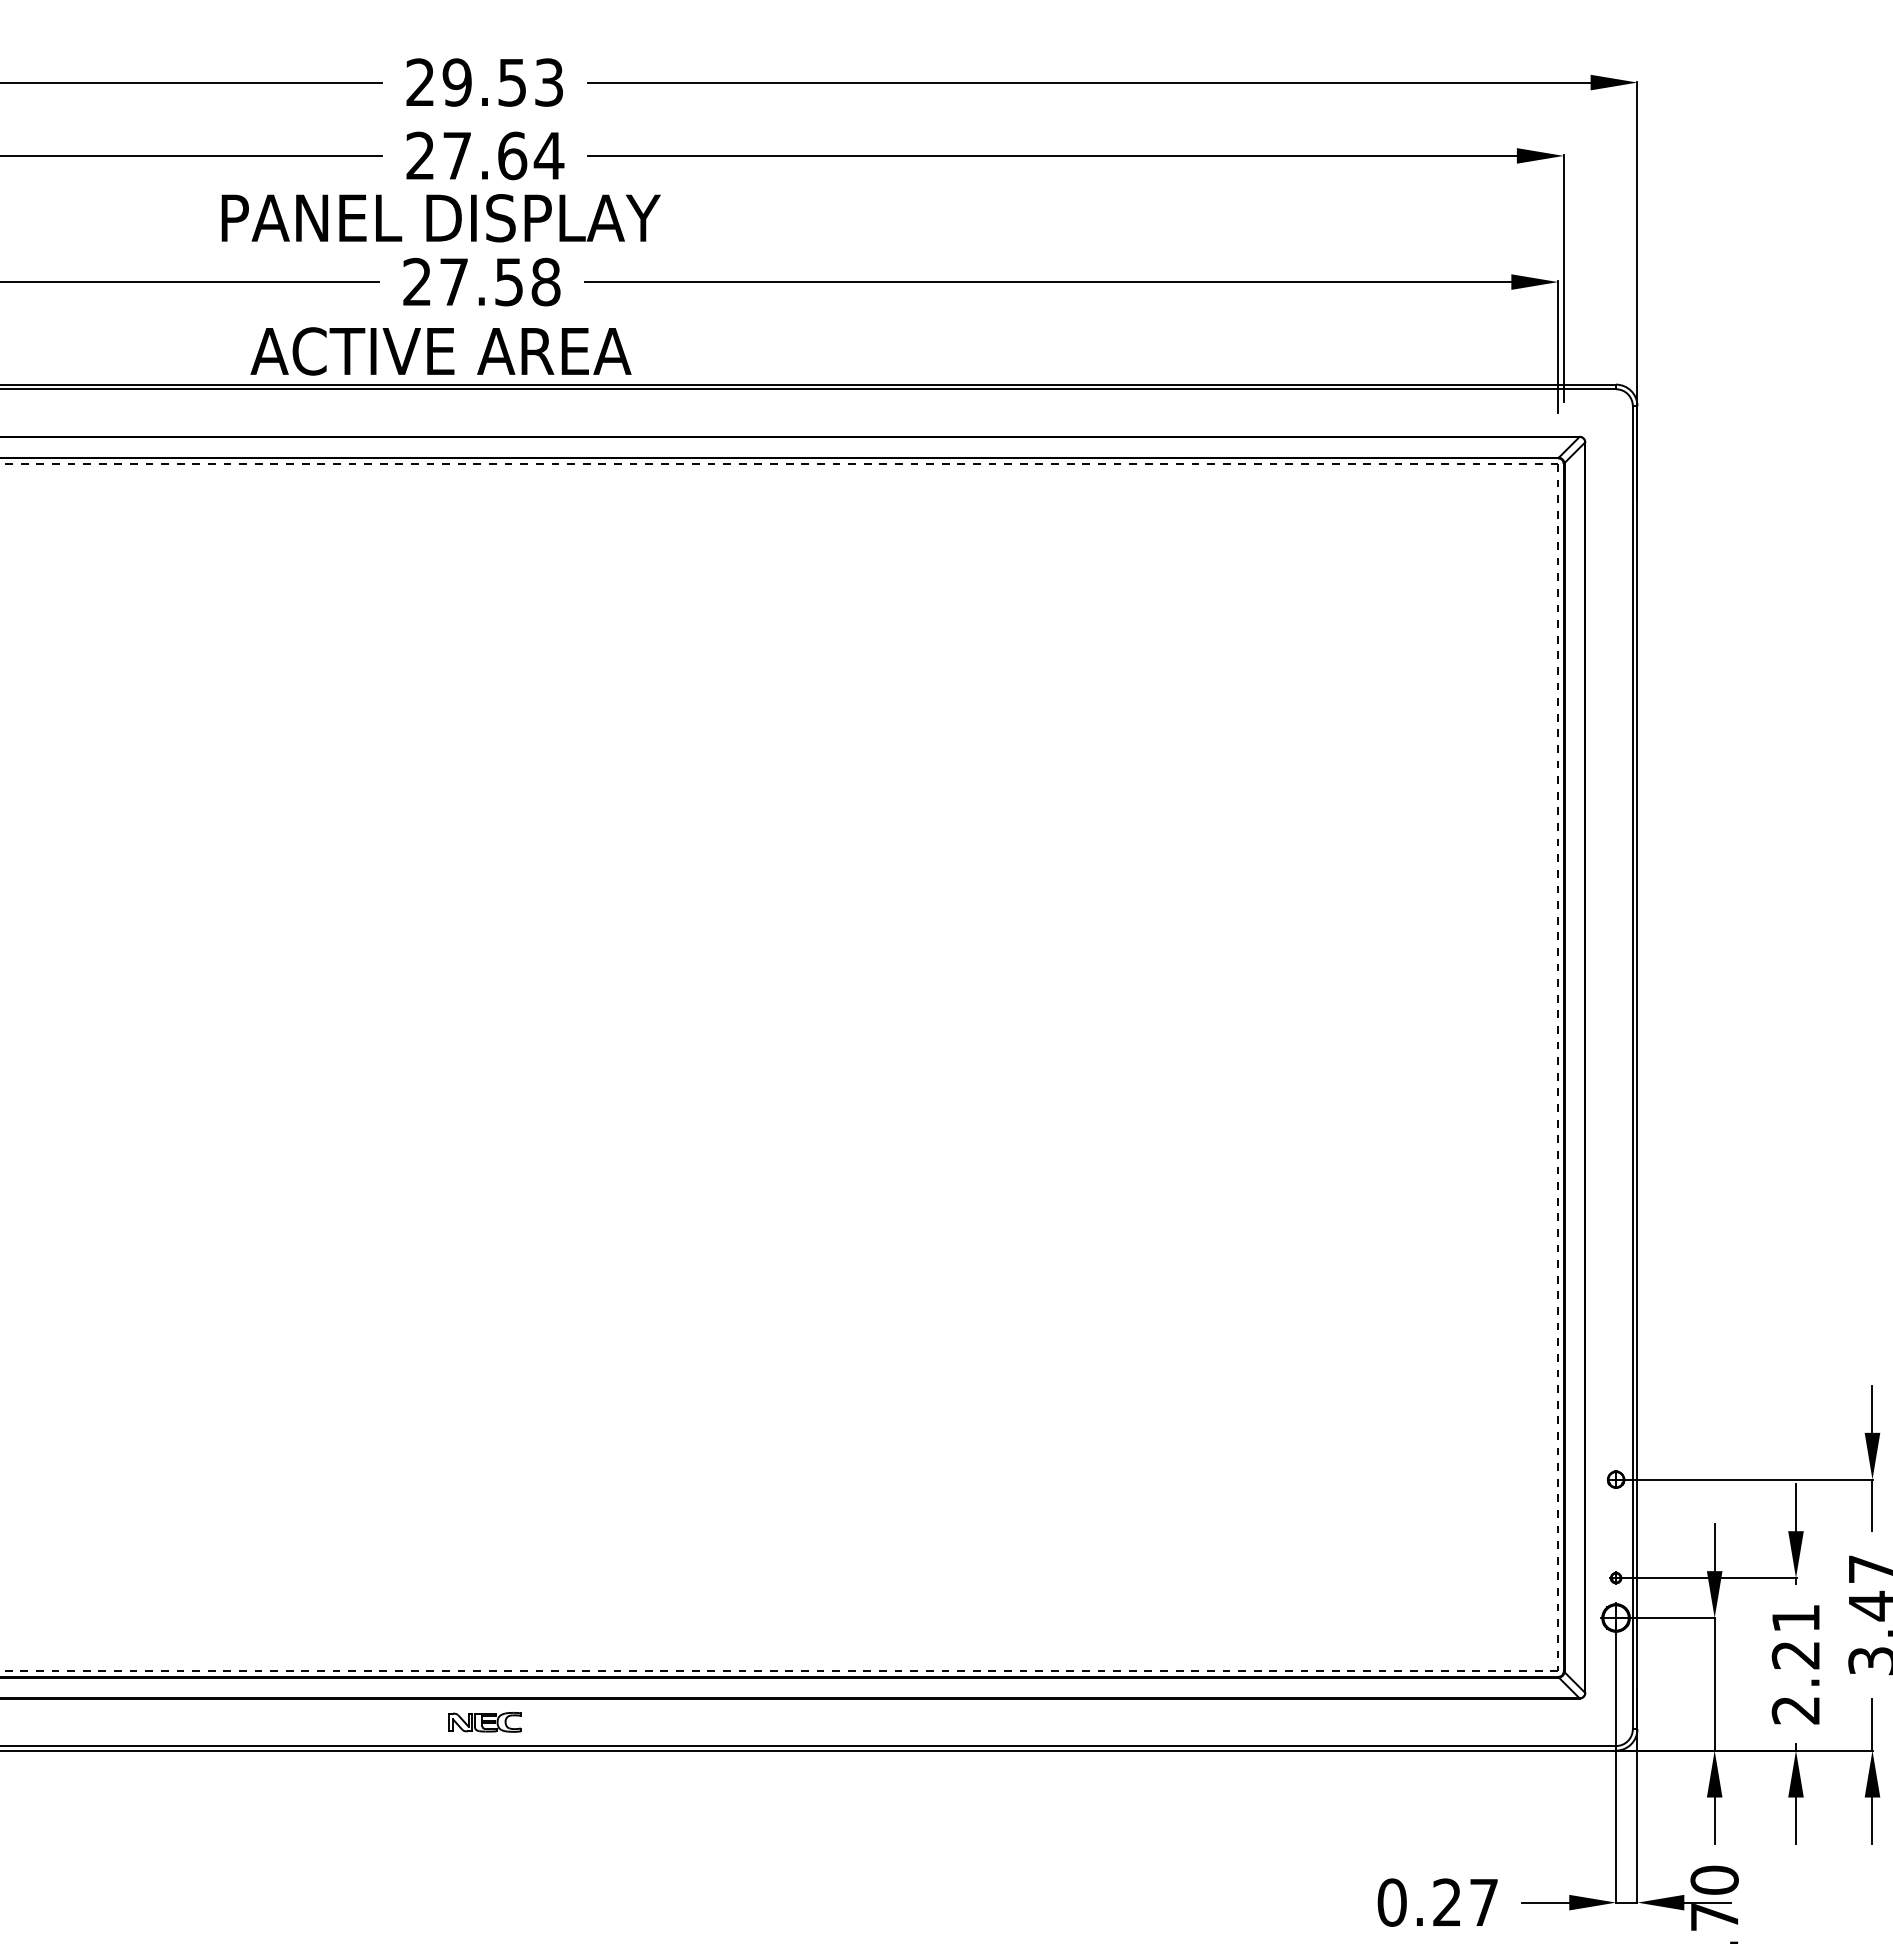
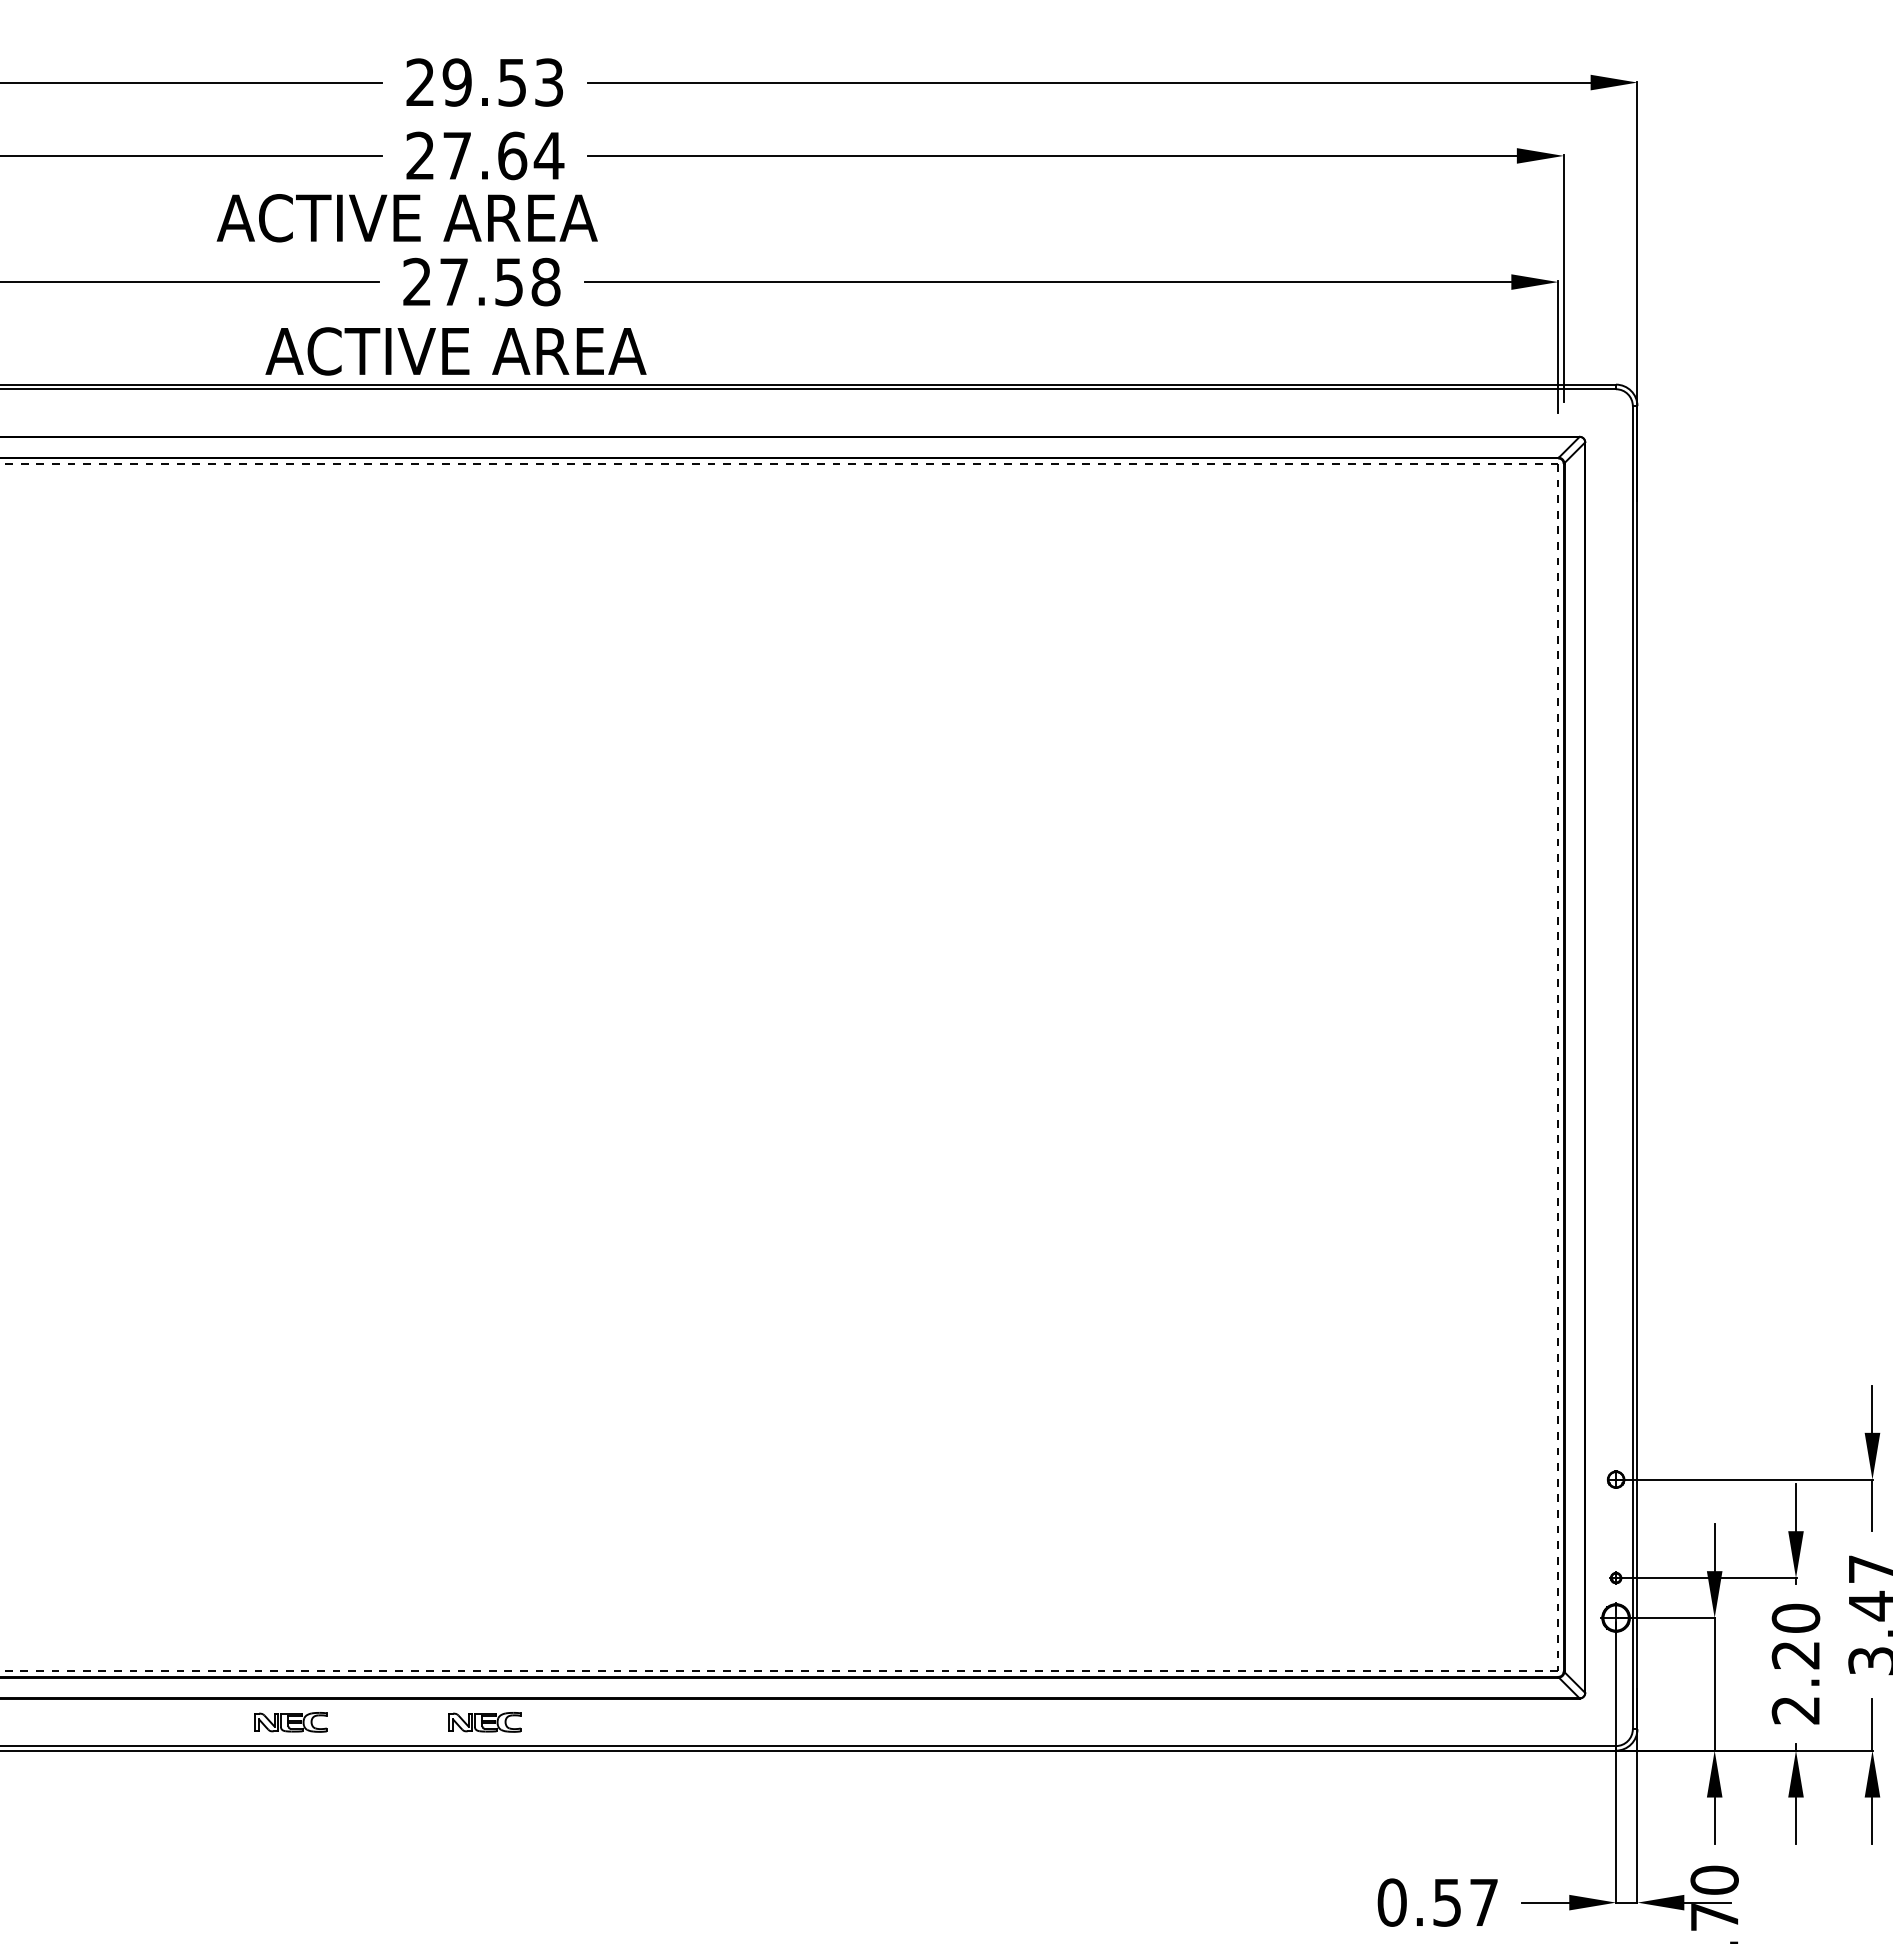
text: PANEL DISPLAY -> ACTIVE AREA (438, 218)
text position: (440, 351) -> (455, 351) (455, 351)
text: 2.21 -> 2.20 (1795, 1617)
part: none -> present (290, 1722)
text: 0.27 -> 0.57 (1446, 1902)
